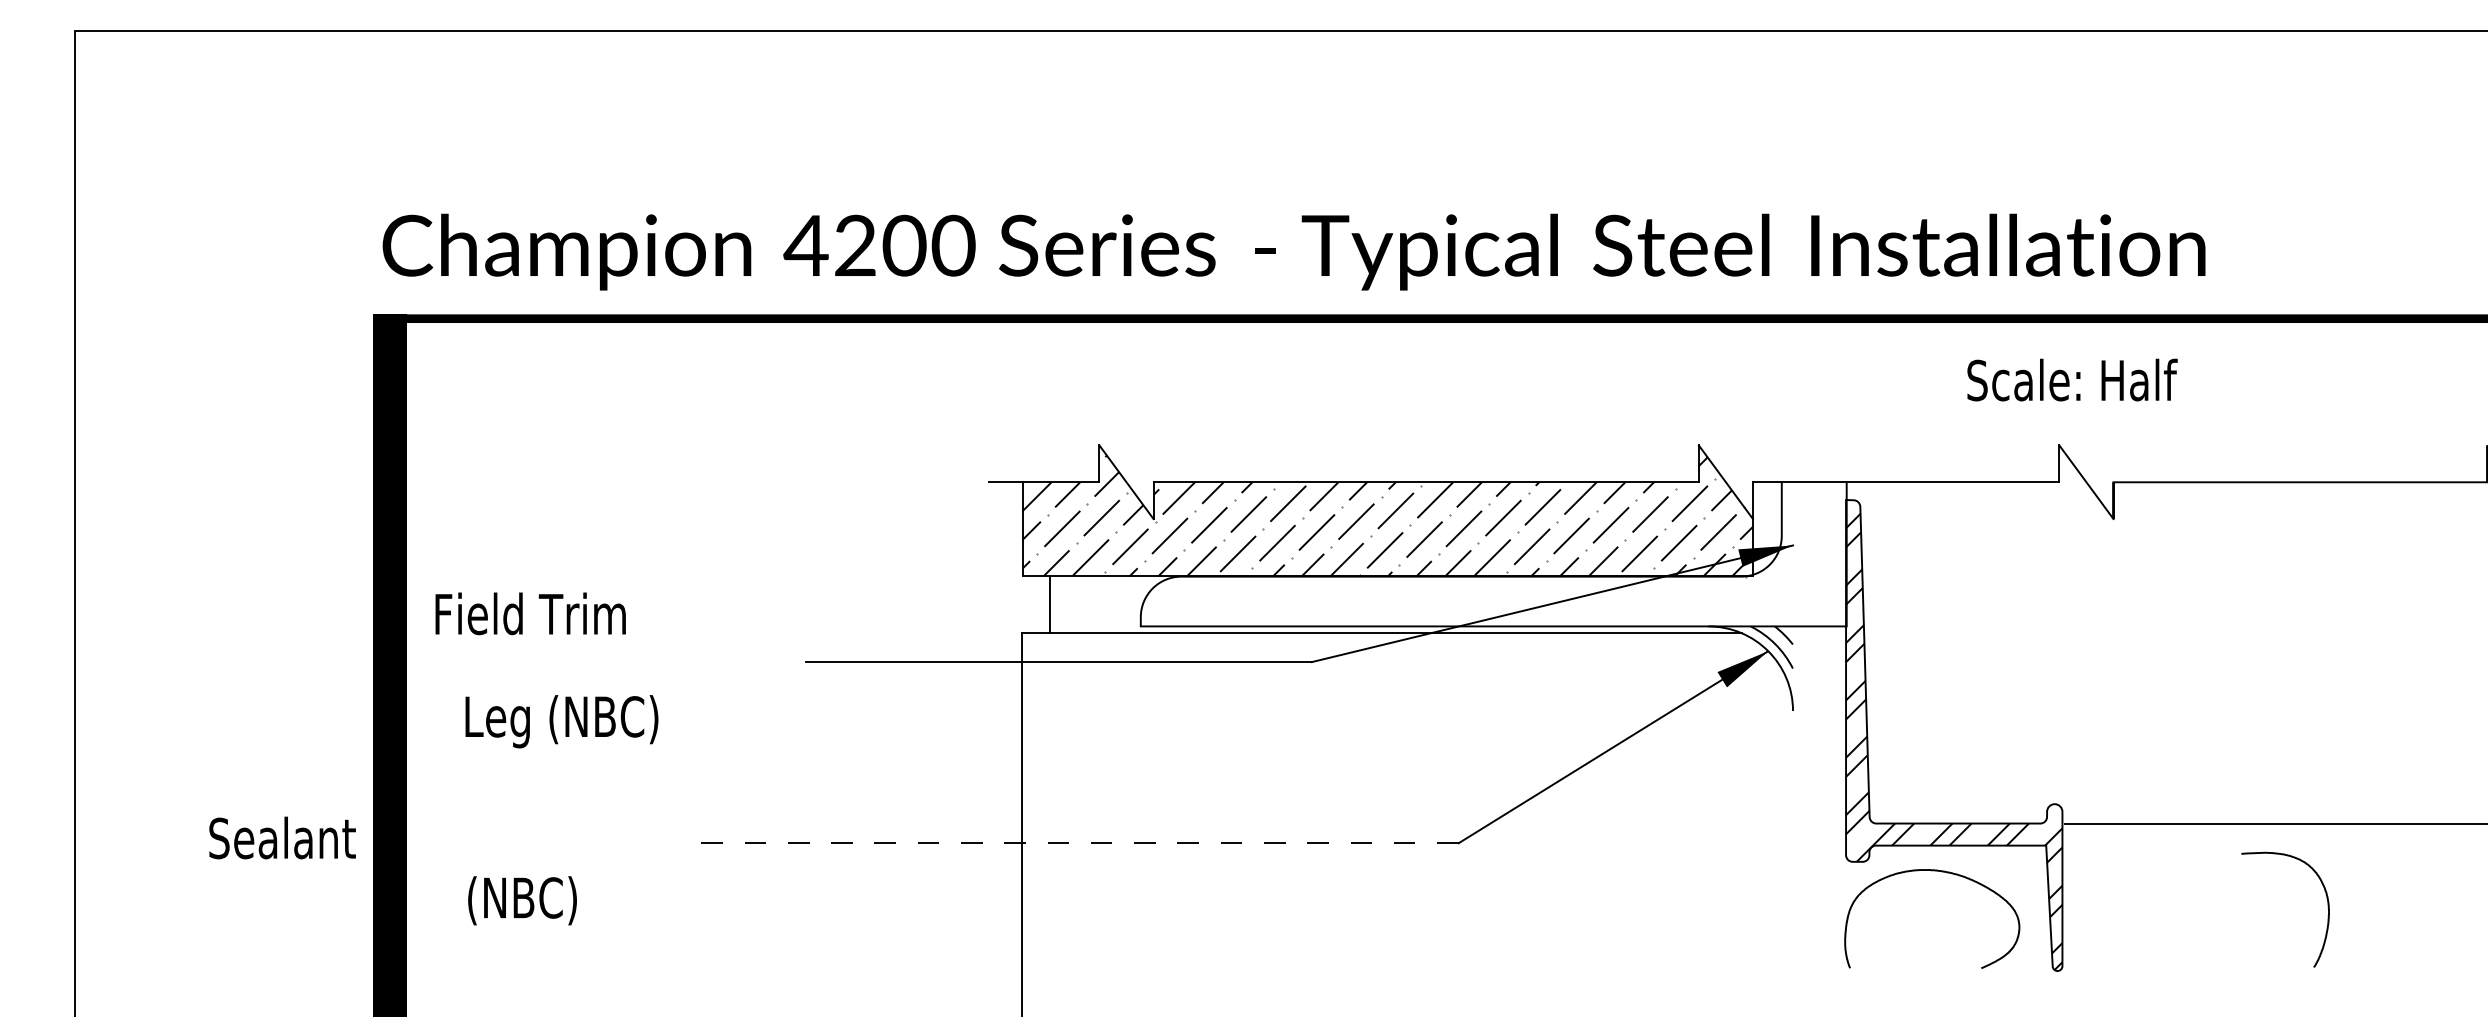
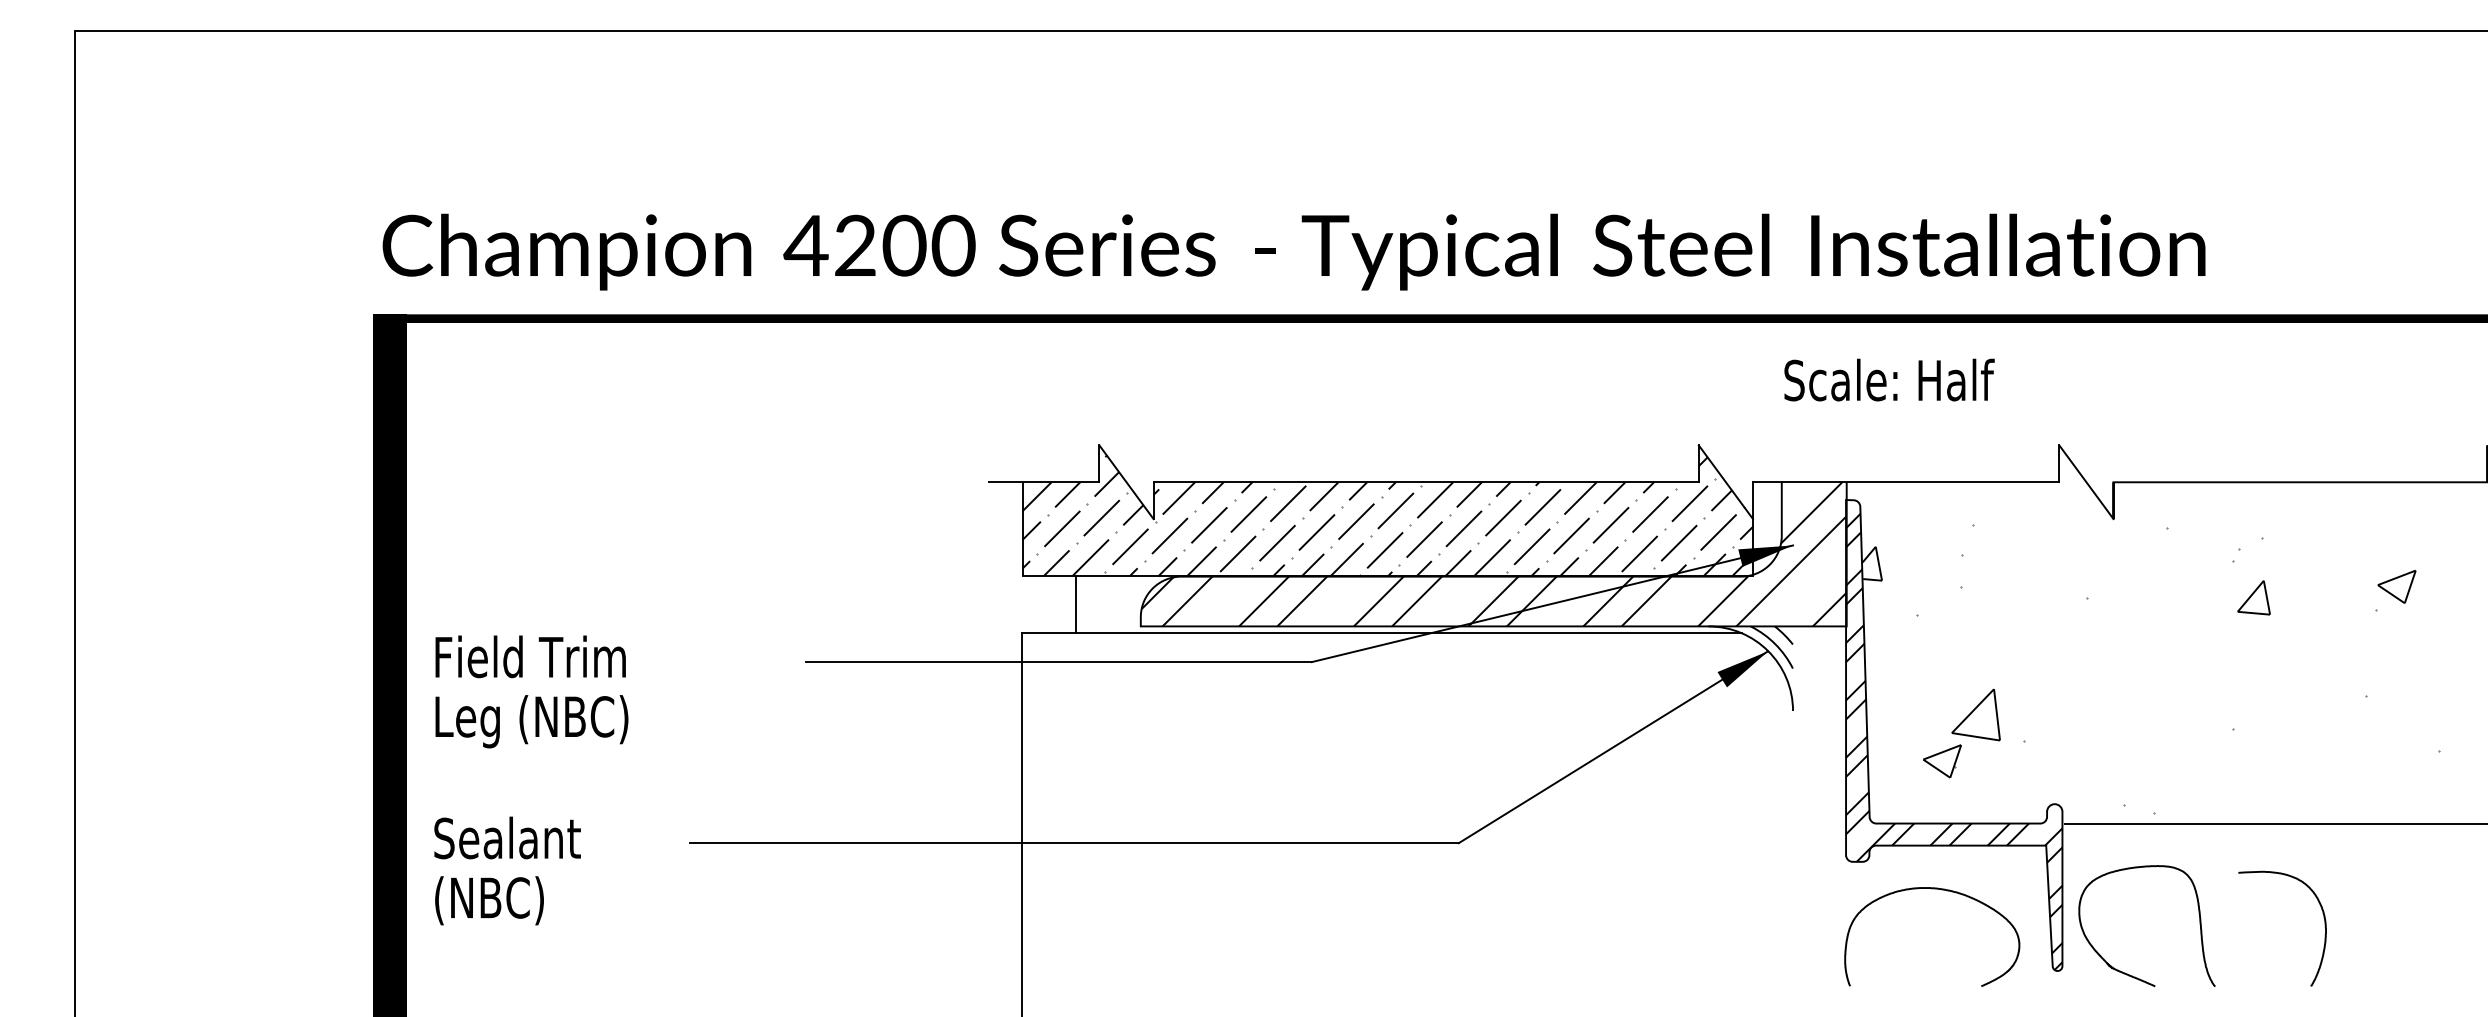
text position: (2072, 379) -> (1889, 379) (1889, 379)
hatch: none -> present (1493, 554)
line position: (1049, 604) -> (1075, 604) (1075, 604)
text position: (530, 613) -> (530, 656) (530, 656)
hatch: none -> present (2150, 668)
text position: (561, 721) -> (531, 721) (531, 721)
text position: (282, 837) -> (507, 837) (507, 837)
line: dashed -> solid (1073, 843)
curve position: (1941, 872) -> (1941, 890) (1941, 890)
text position: (522, 900) -> (489, 900) (489, 900)
curve position: (2327, 908) -> (2324, 927) (2324, 927)
curve: none -> present (2125, 972)
